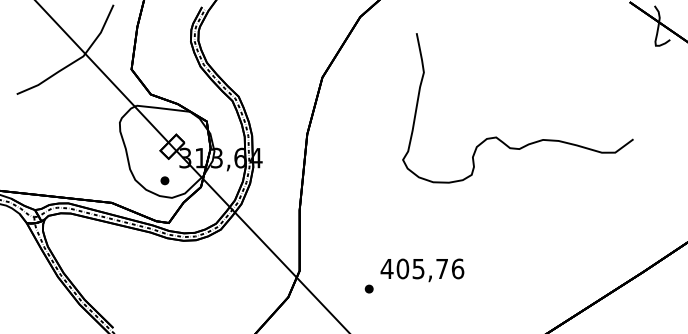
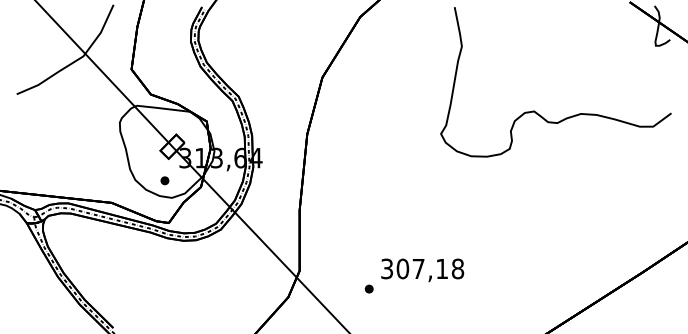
curve position: (499, 138) -> (537, 112) (537, 112)
text: 405,76 -> 307,18 (422, 268)
